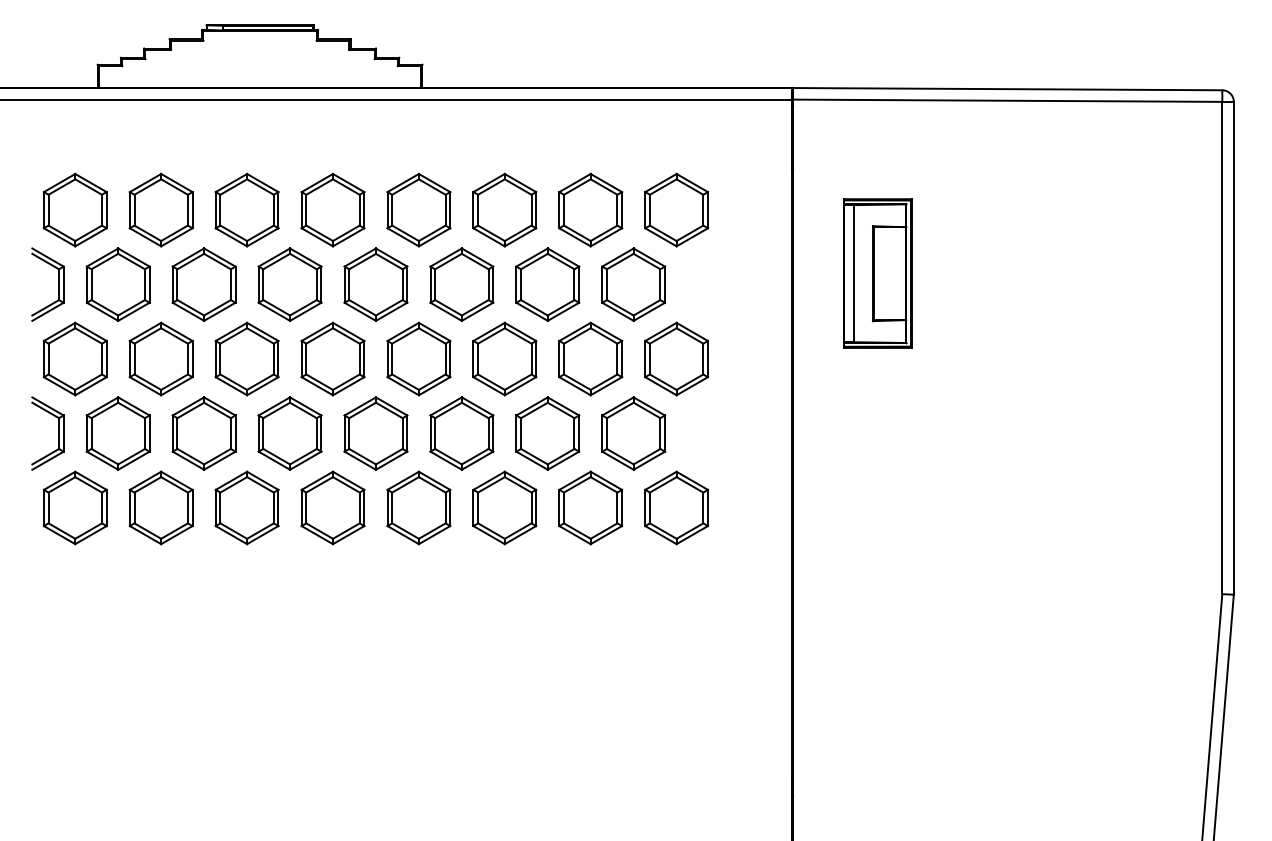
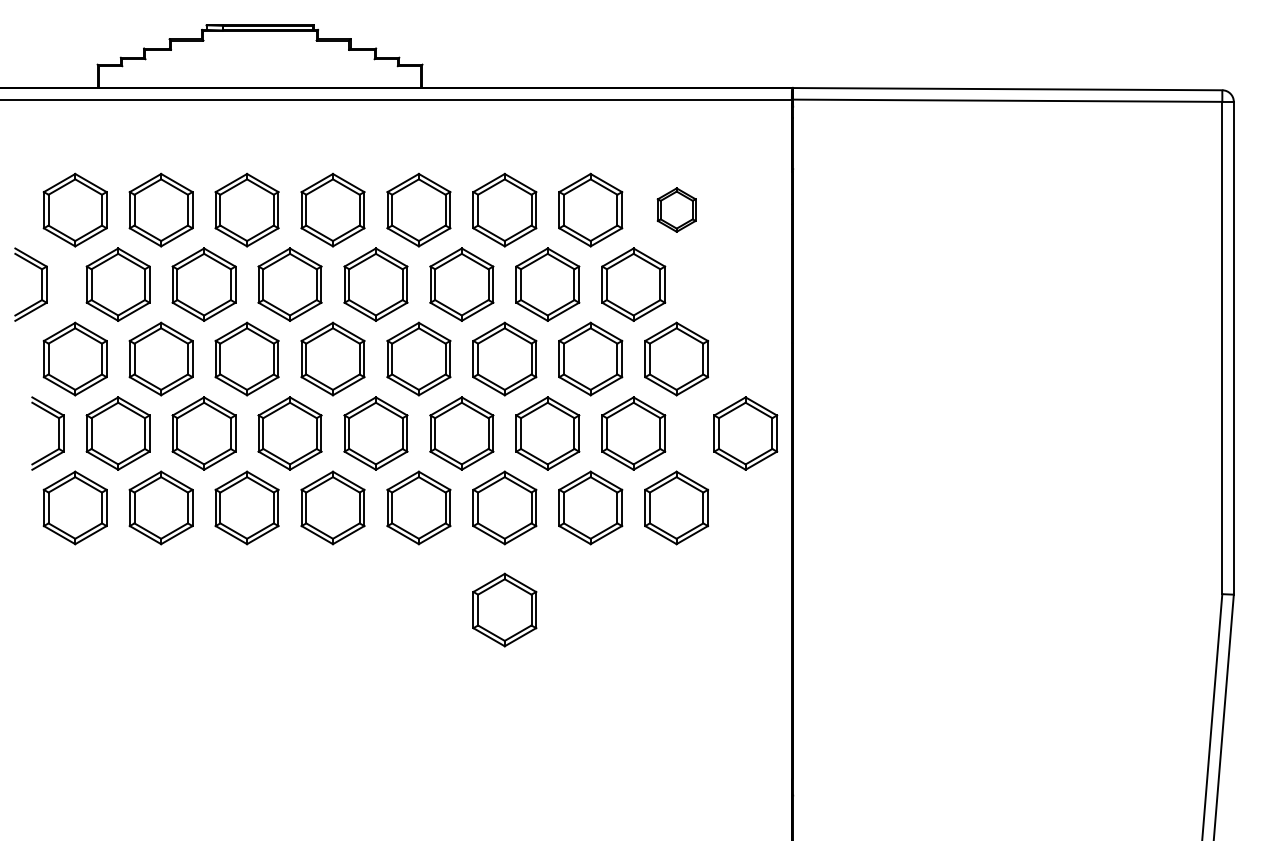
part size: 66x76 px -> 41x46 px (676, 209)
part: present -> none (877, 273)
part position: (58, 284) -> (41, 284) (41, 284)
part: none -> present (745, 433)
part: none -> present (504, 609)
